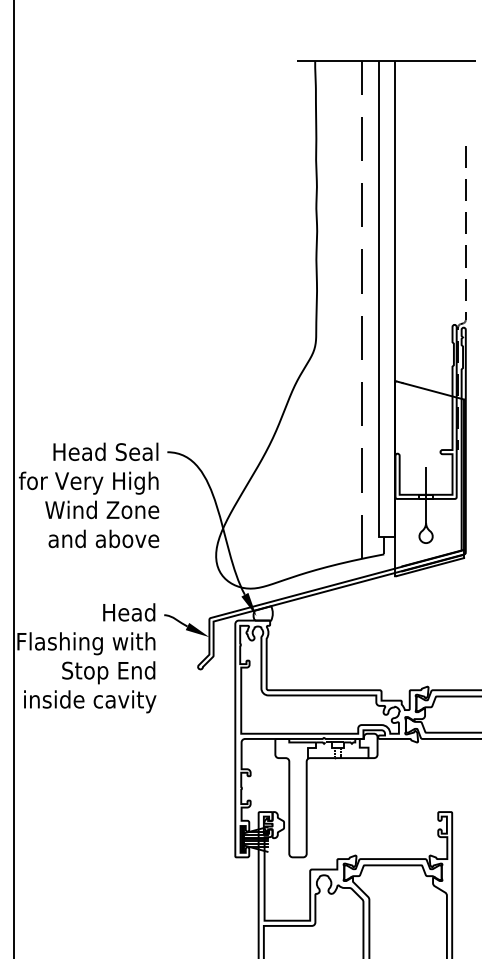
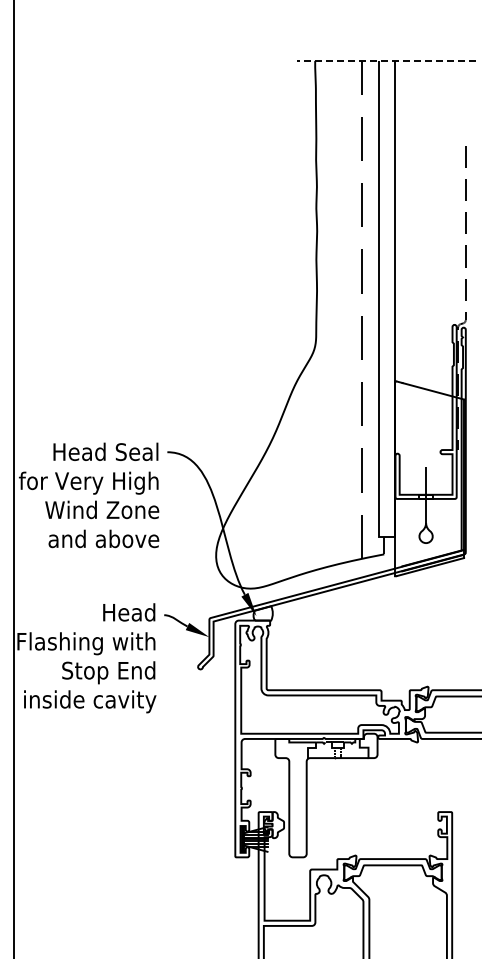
line: solid -> dashed (386, 60)
